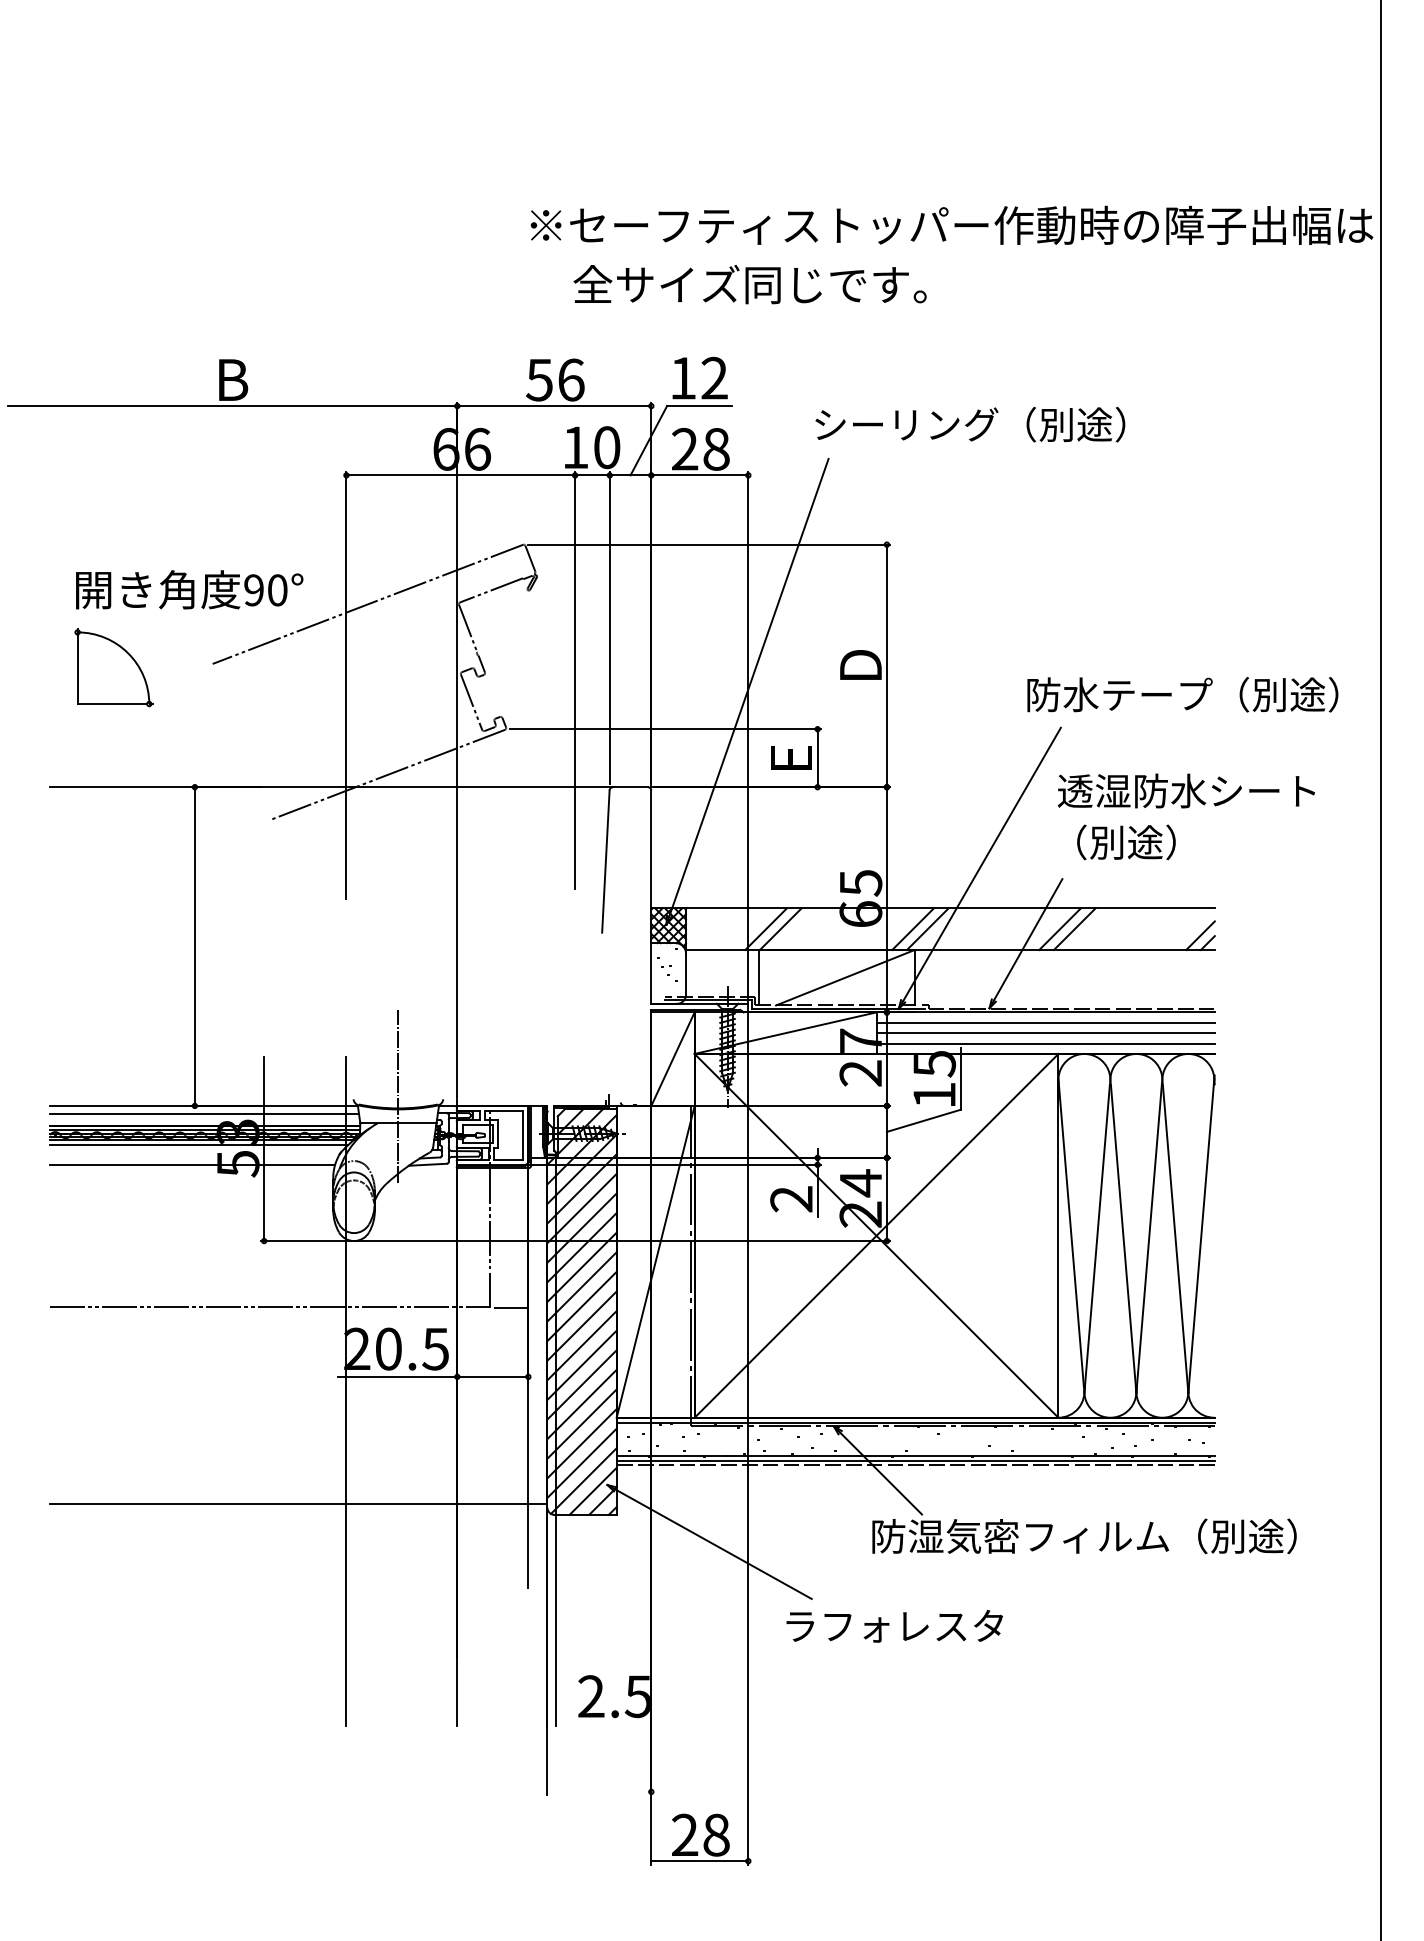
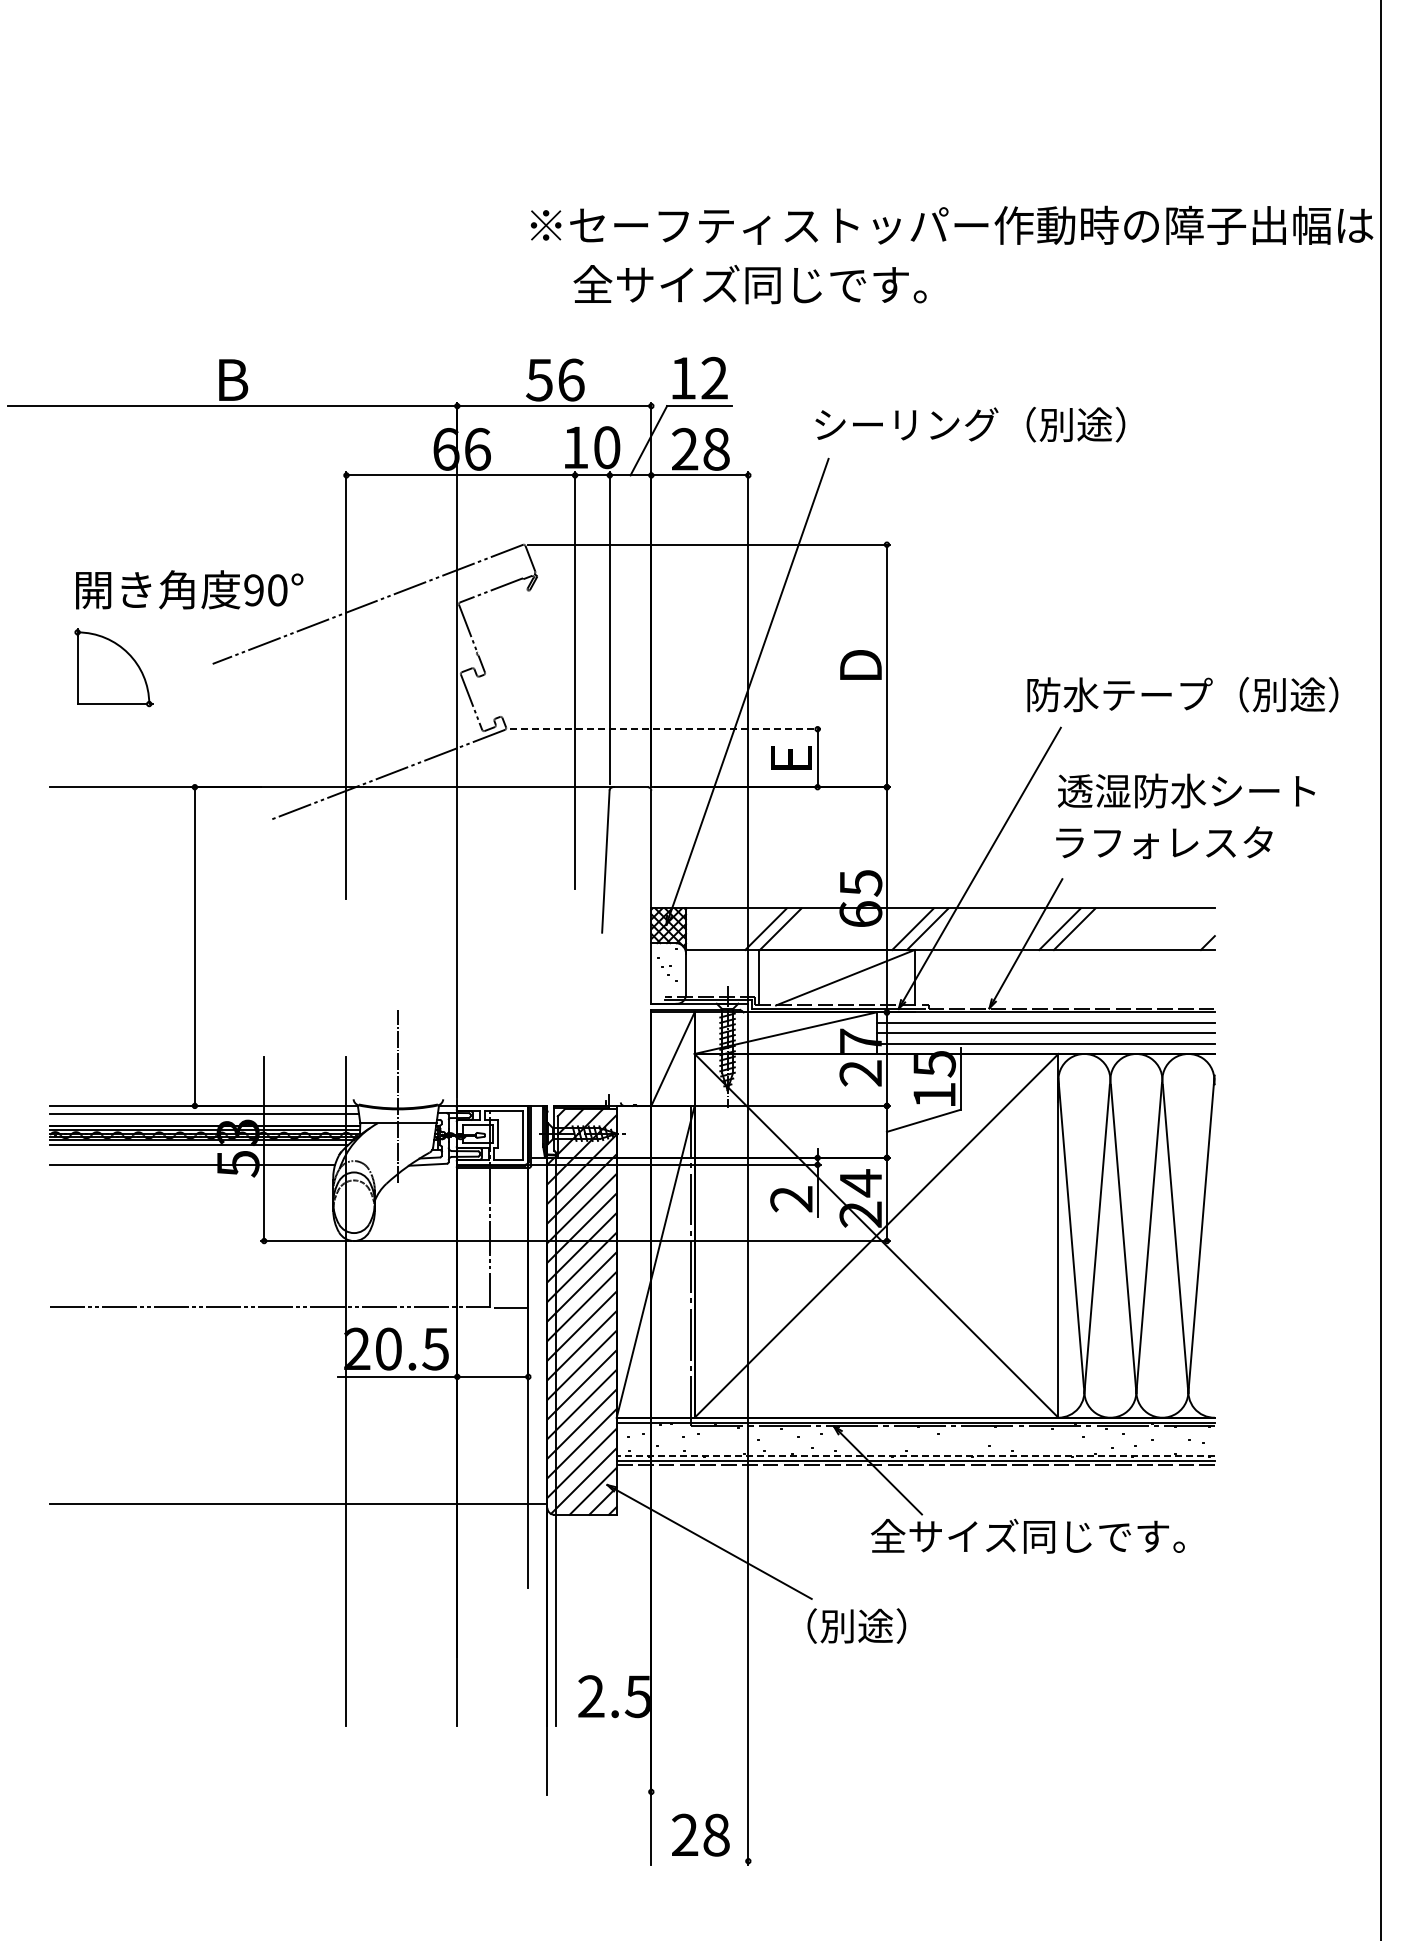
line: solid -> dashed (666, 729)
text: （別途） -> ラフォレスタ (1164, 842)
line: present -> none (1200, 935)
line: solid -> dashed (915, 1455)
text: 防湿気密フィルム（別途） -> 全サイズ同じです。 (1083, 1536)
text: ラフォレスタ -> （別途） (894, 1625)
line: present -> none (699, 1861)
